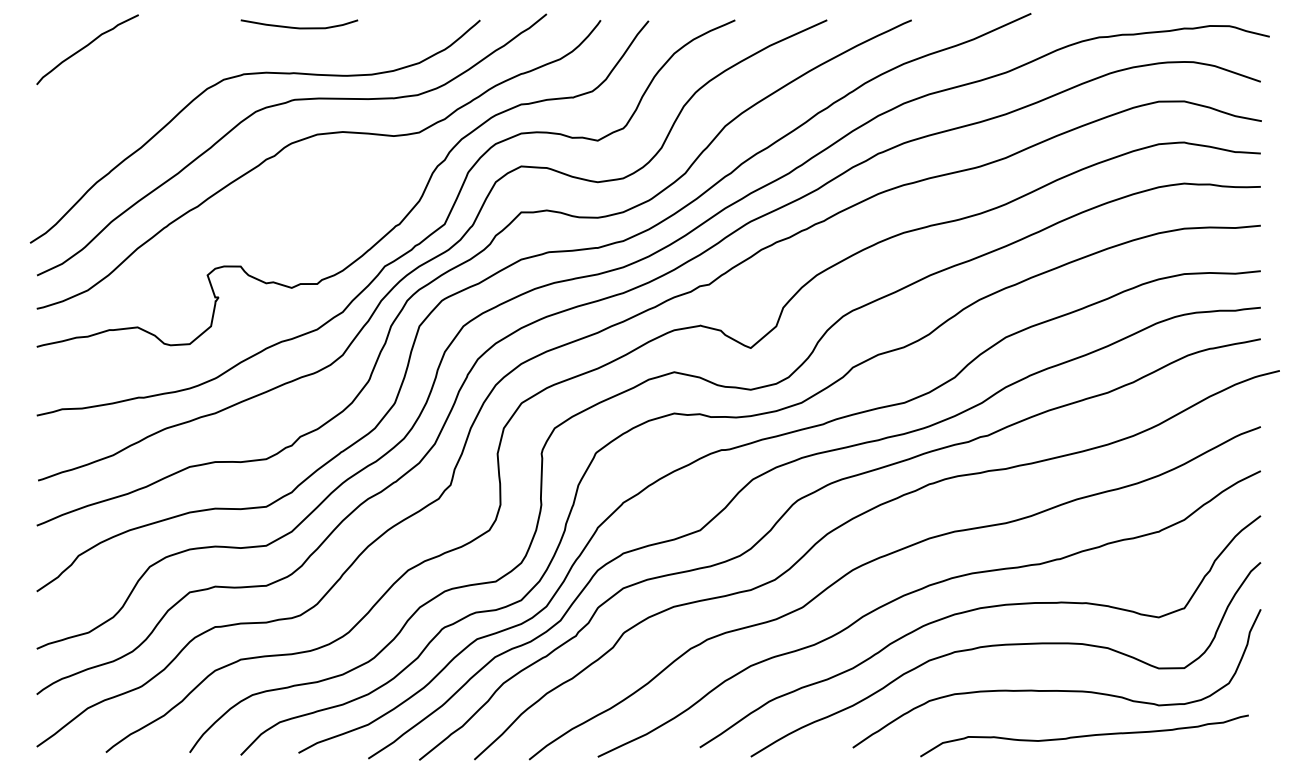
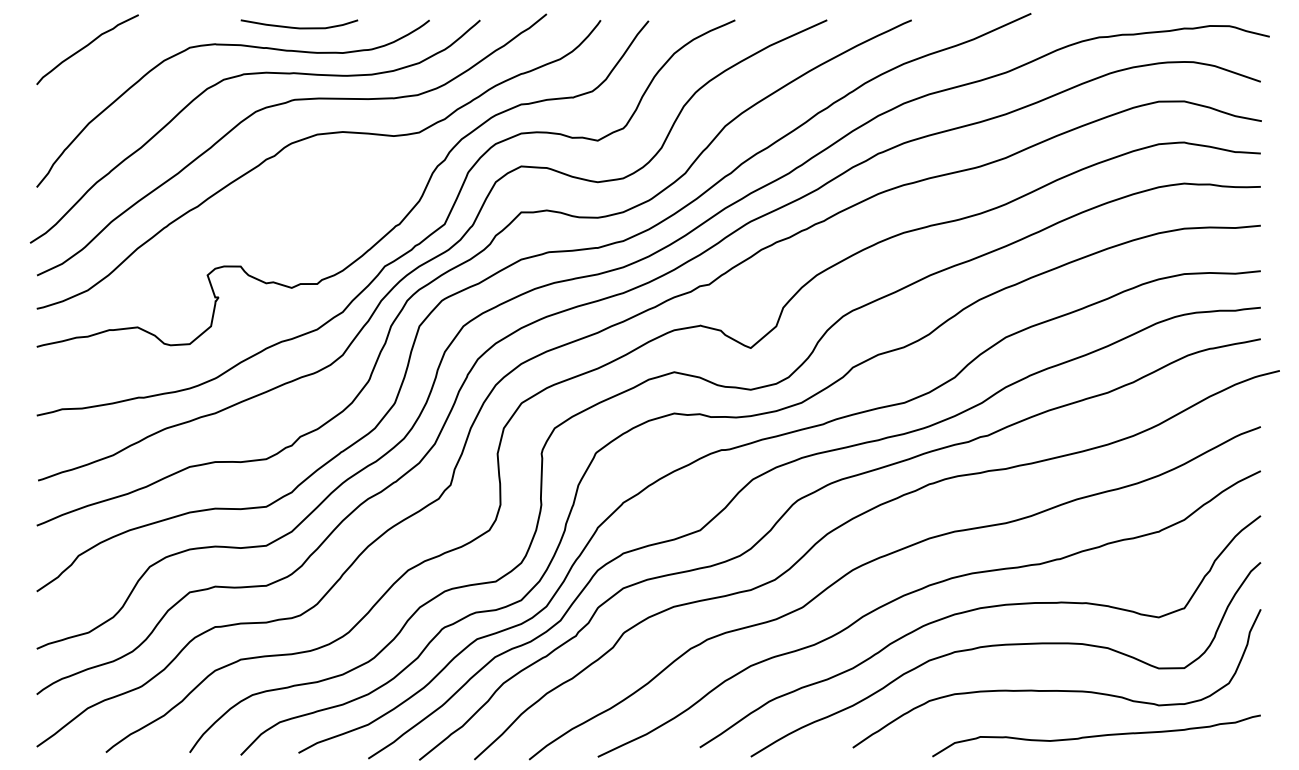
curve: none -> present (239, 46)
curve position: (1084, 735) -> (1096, 735) (1096, 735)
